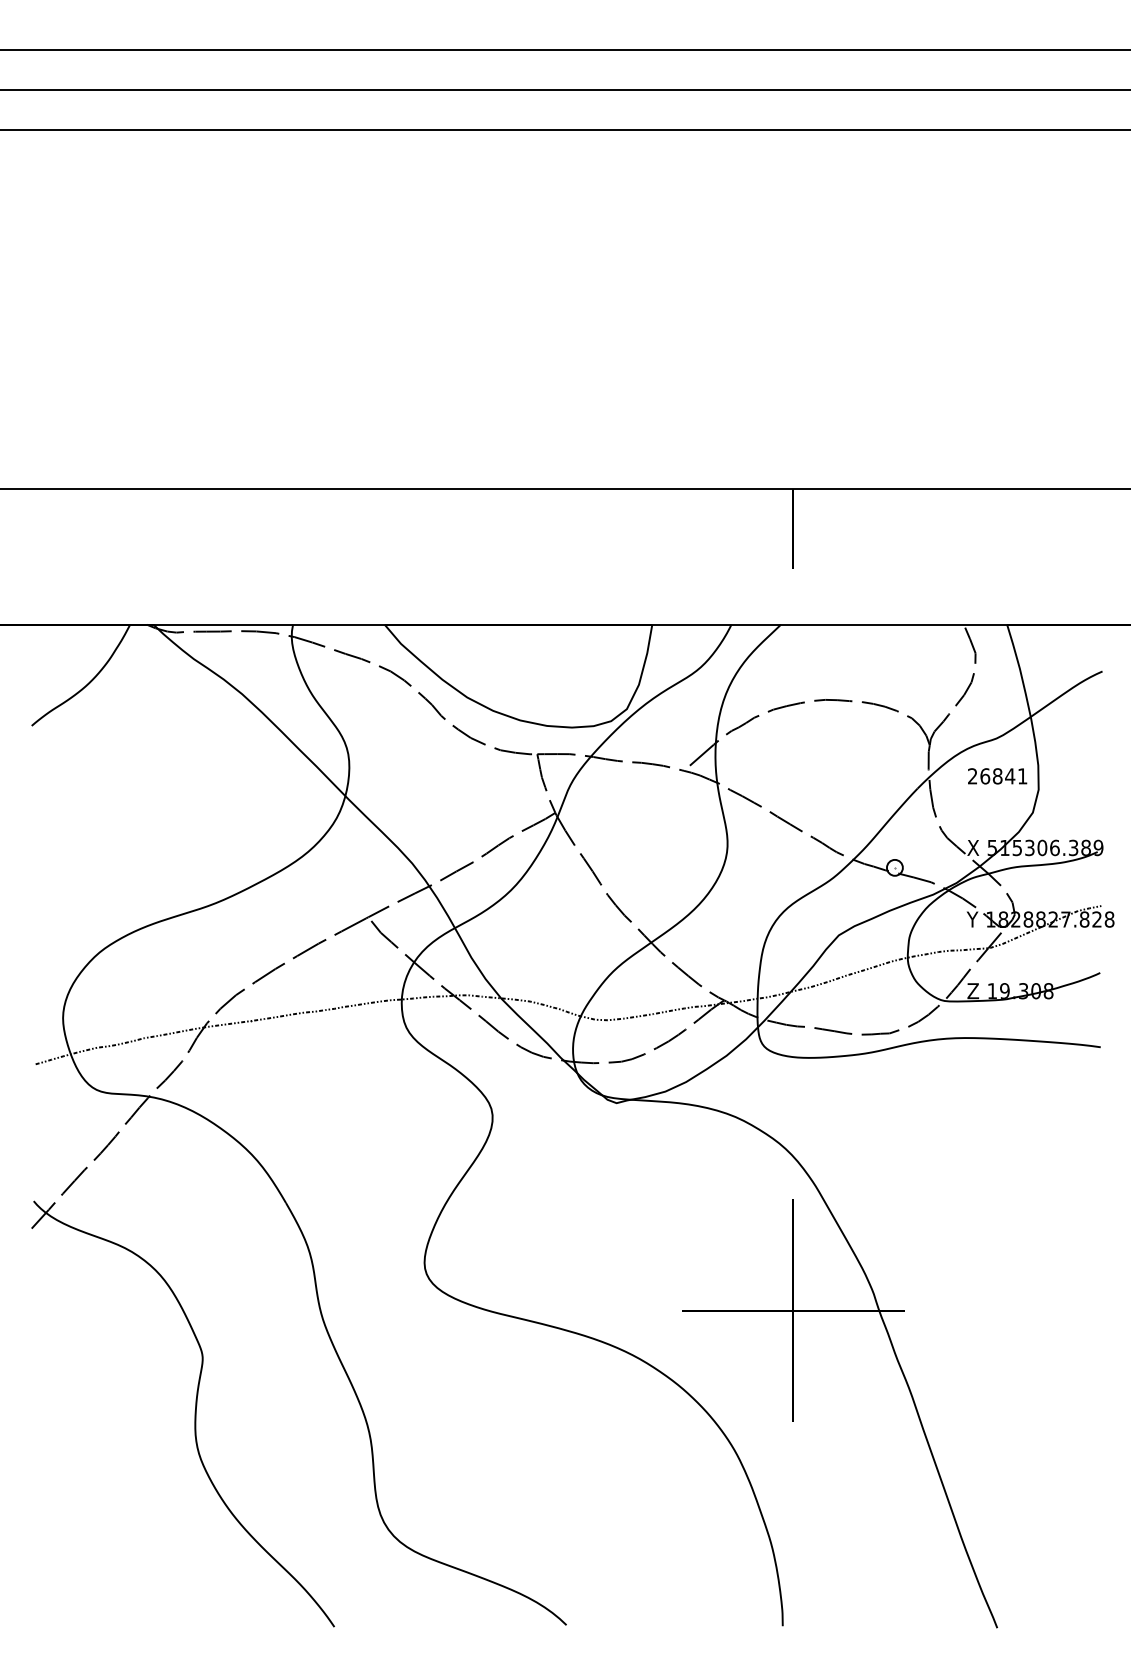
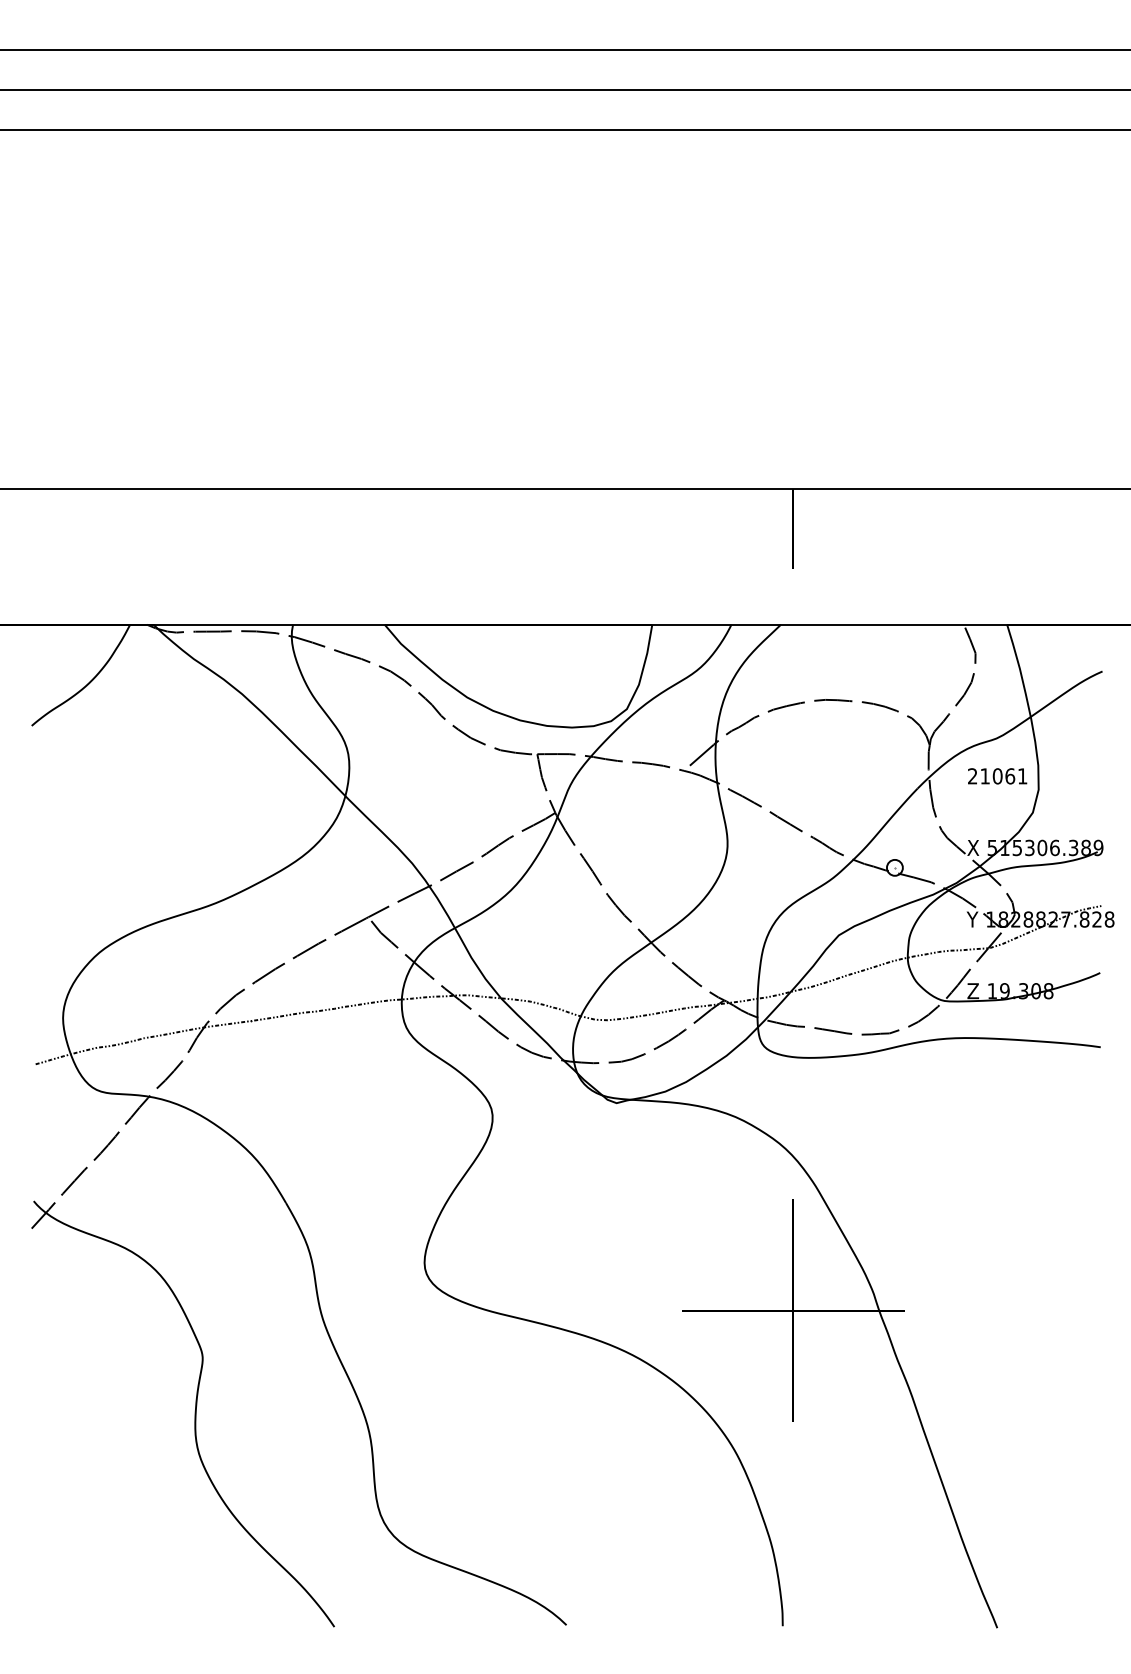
text: 26841 -> 21061 (997, 776)
